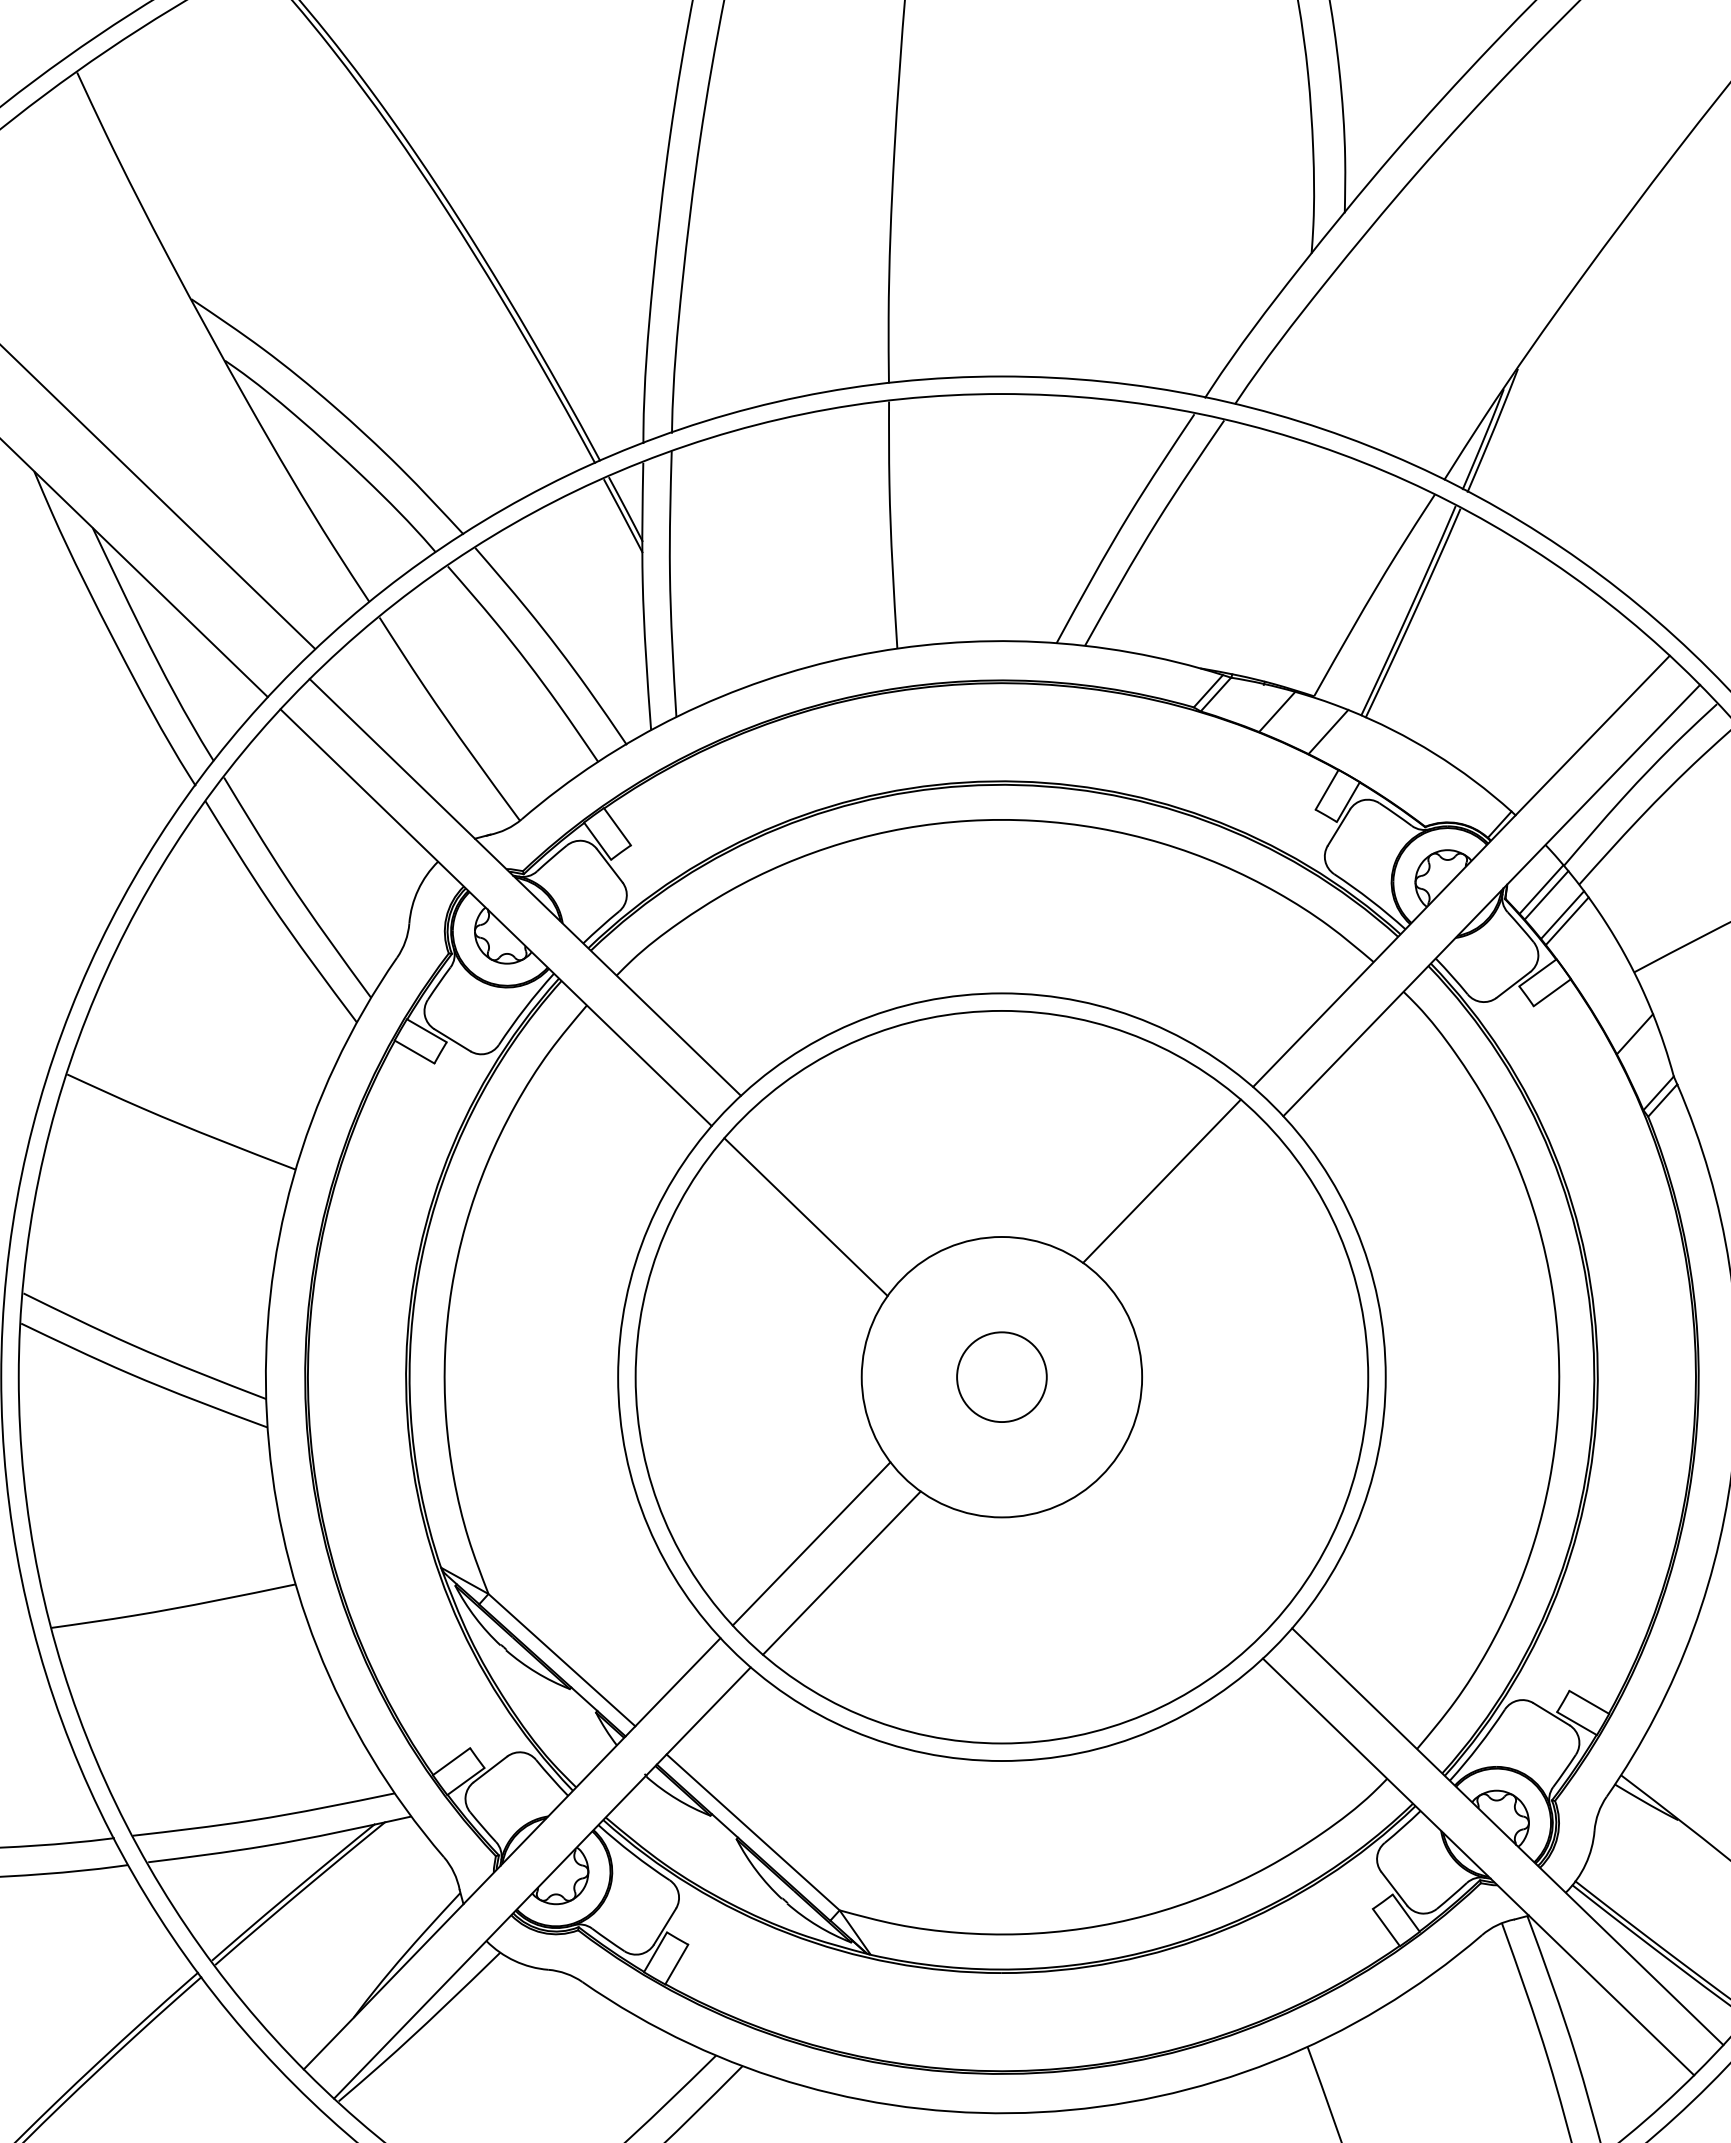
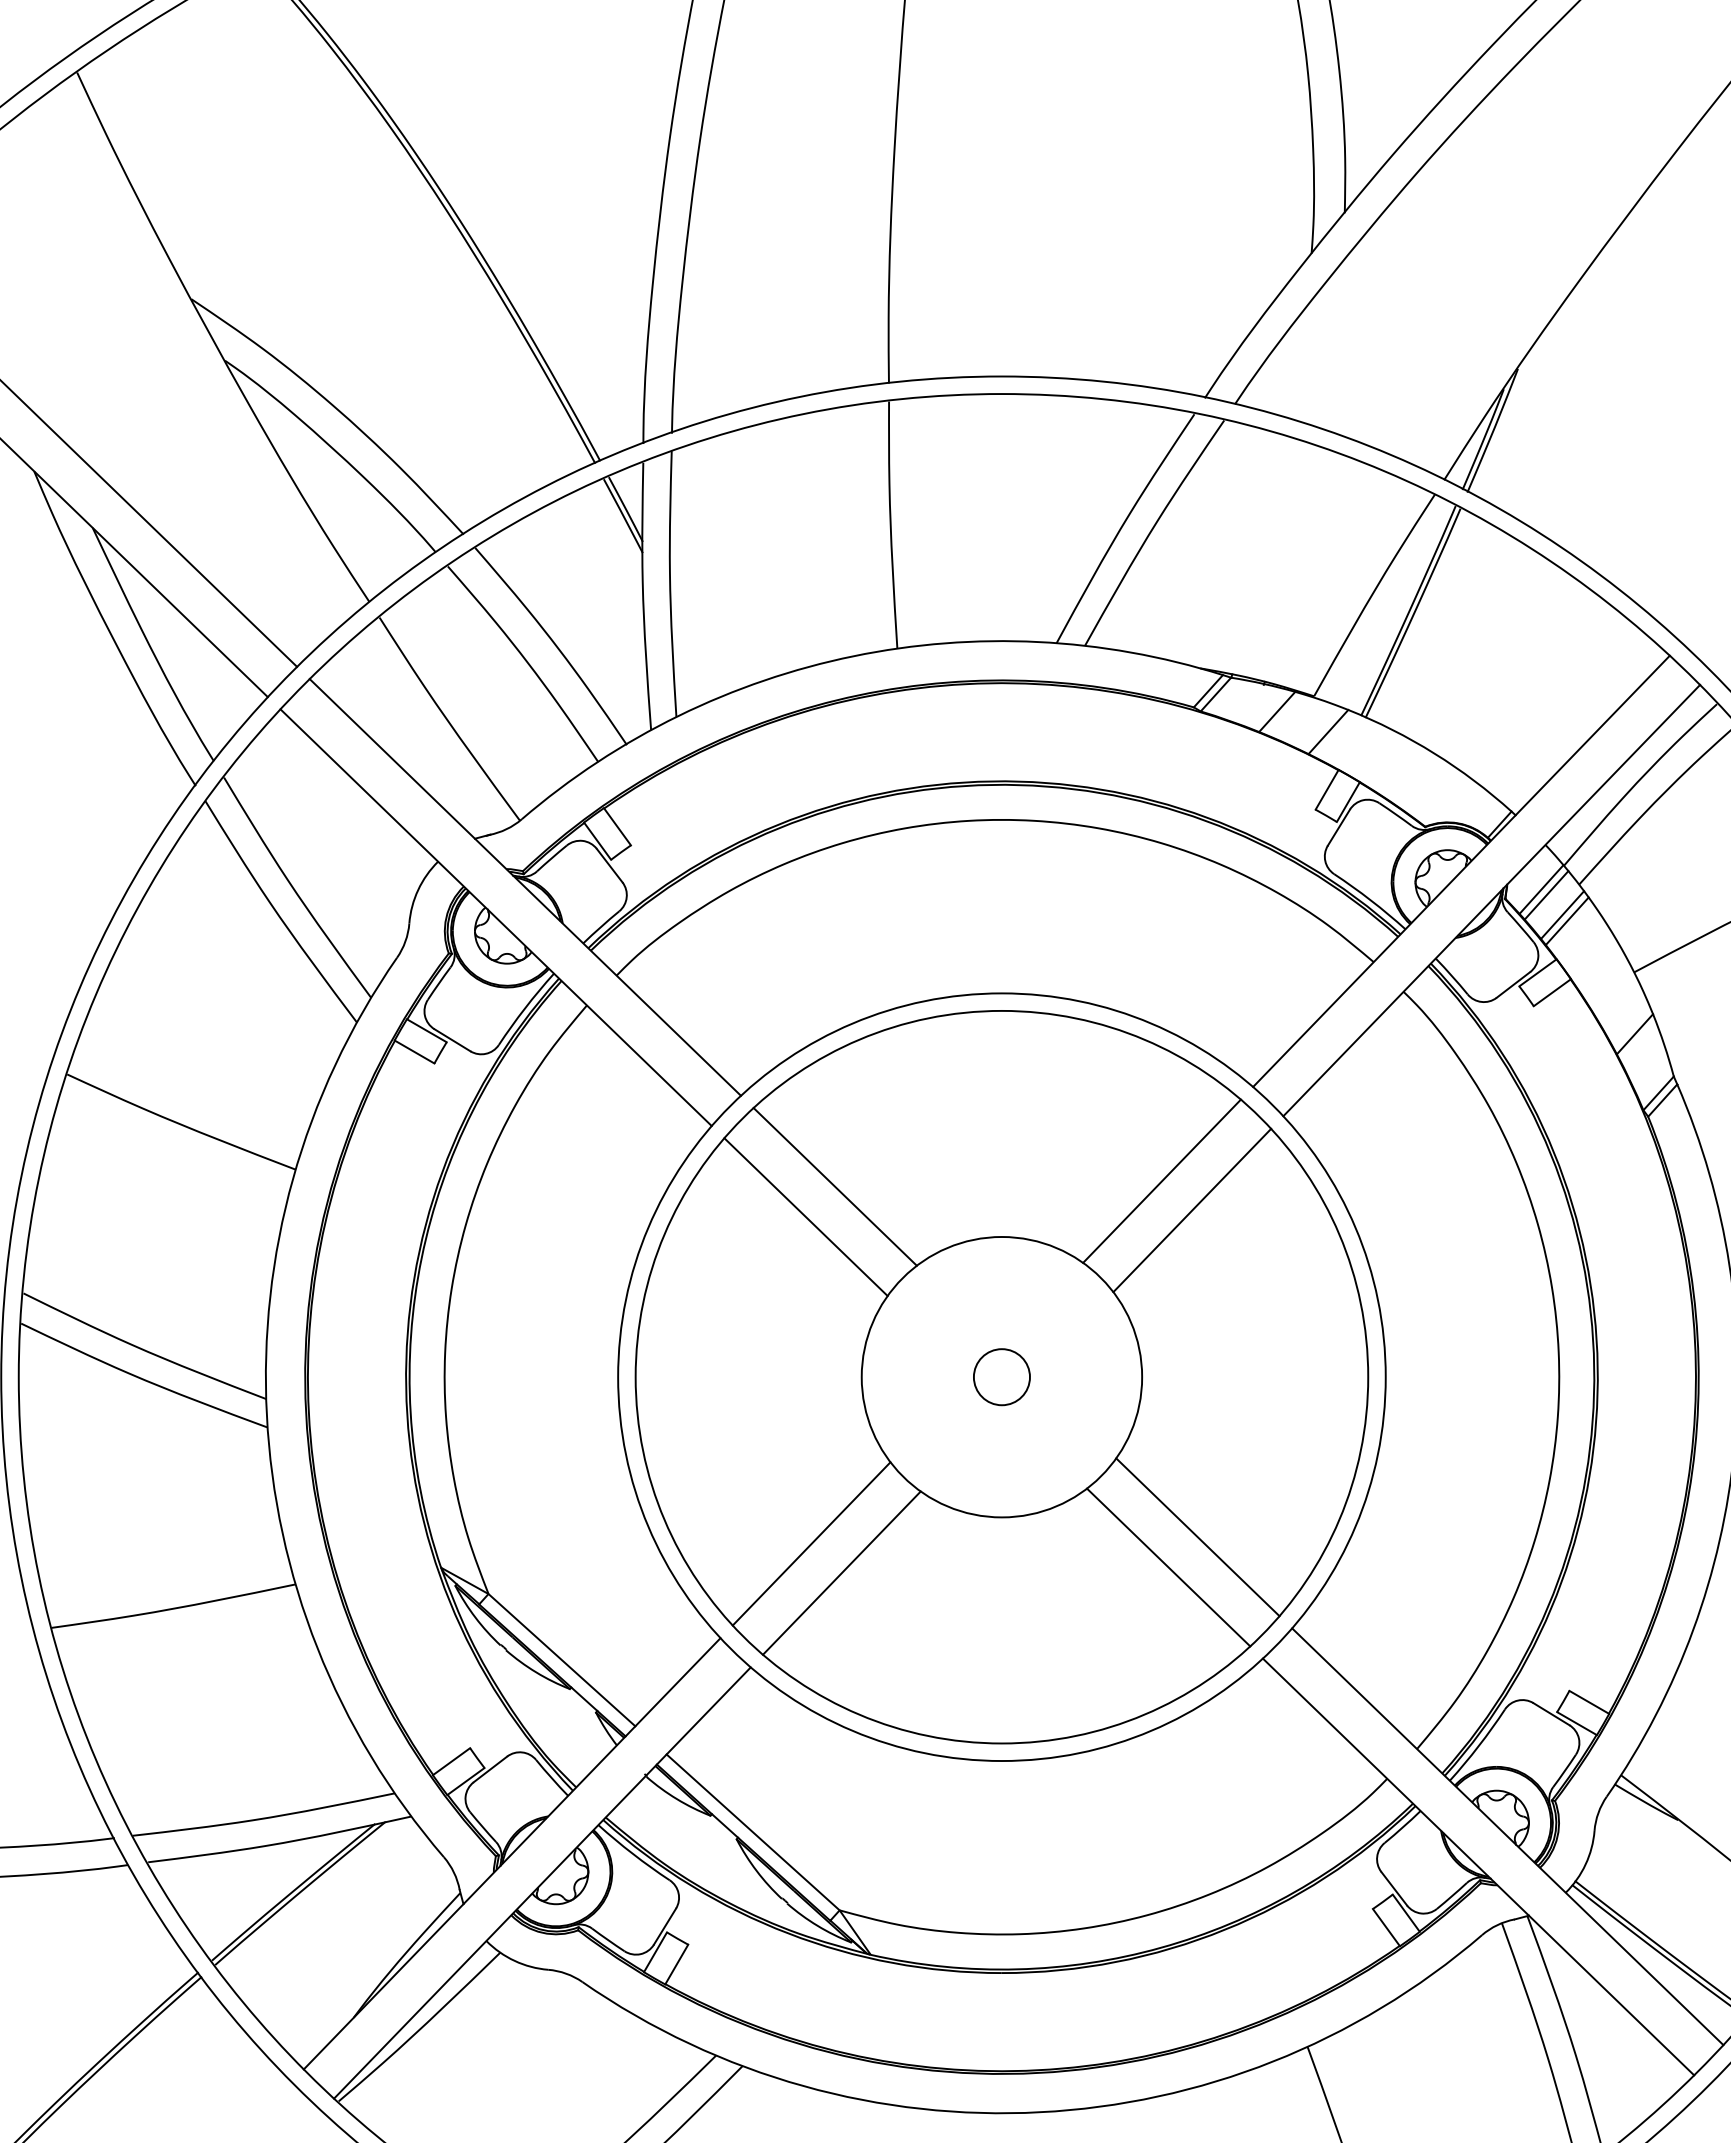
line position: (158, 497) -> (149, 523) (149, 523)
line: none -> present (834, 1186)
line: none -> present (1192, 1210)
circle diameter: 90 px -> 56 px (1001, 1377)
line: none -> present (1197, 1537)
line: none -> present (1168, 1567)
